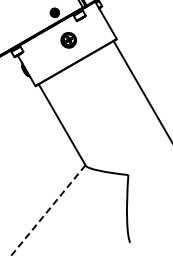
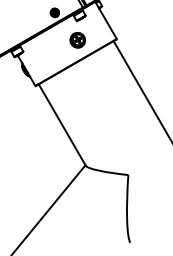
part position: (68, 40) -> (77, 40) (77, 40)
line: dashed -> solid (48, 210)
